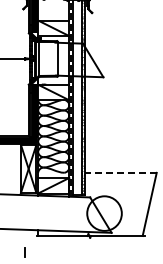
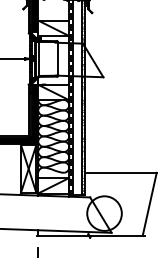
line: dashed -> solid (120, 172)
line position: (24, 252) -> (37, 252) (37, 252)
